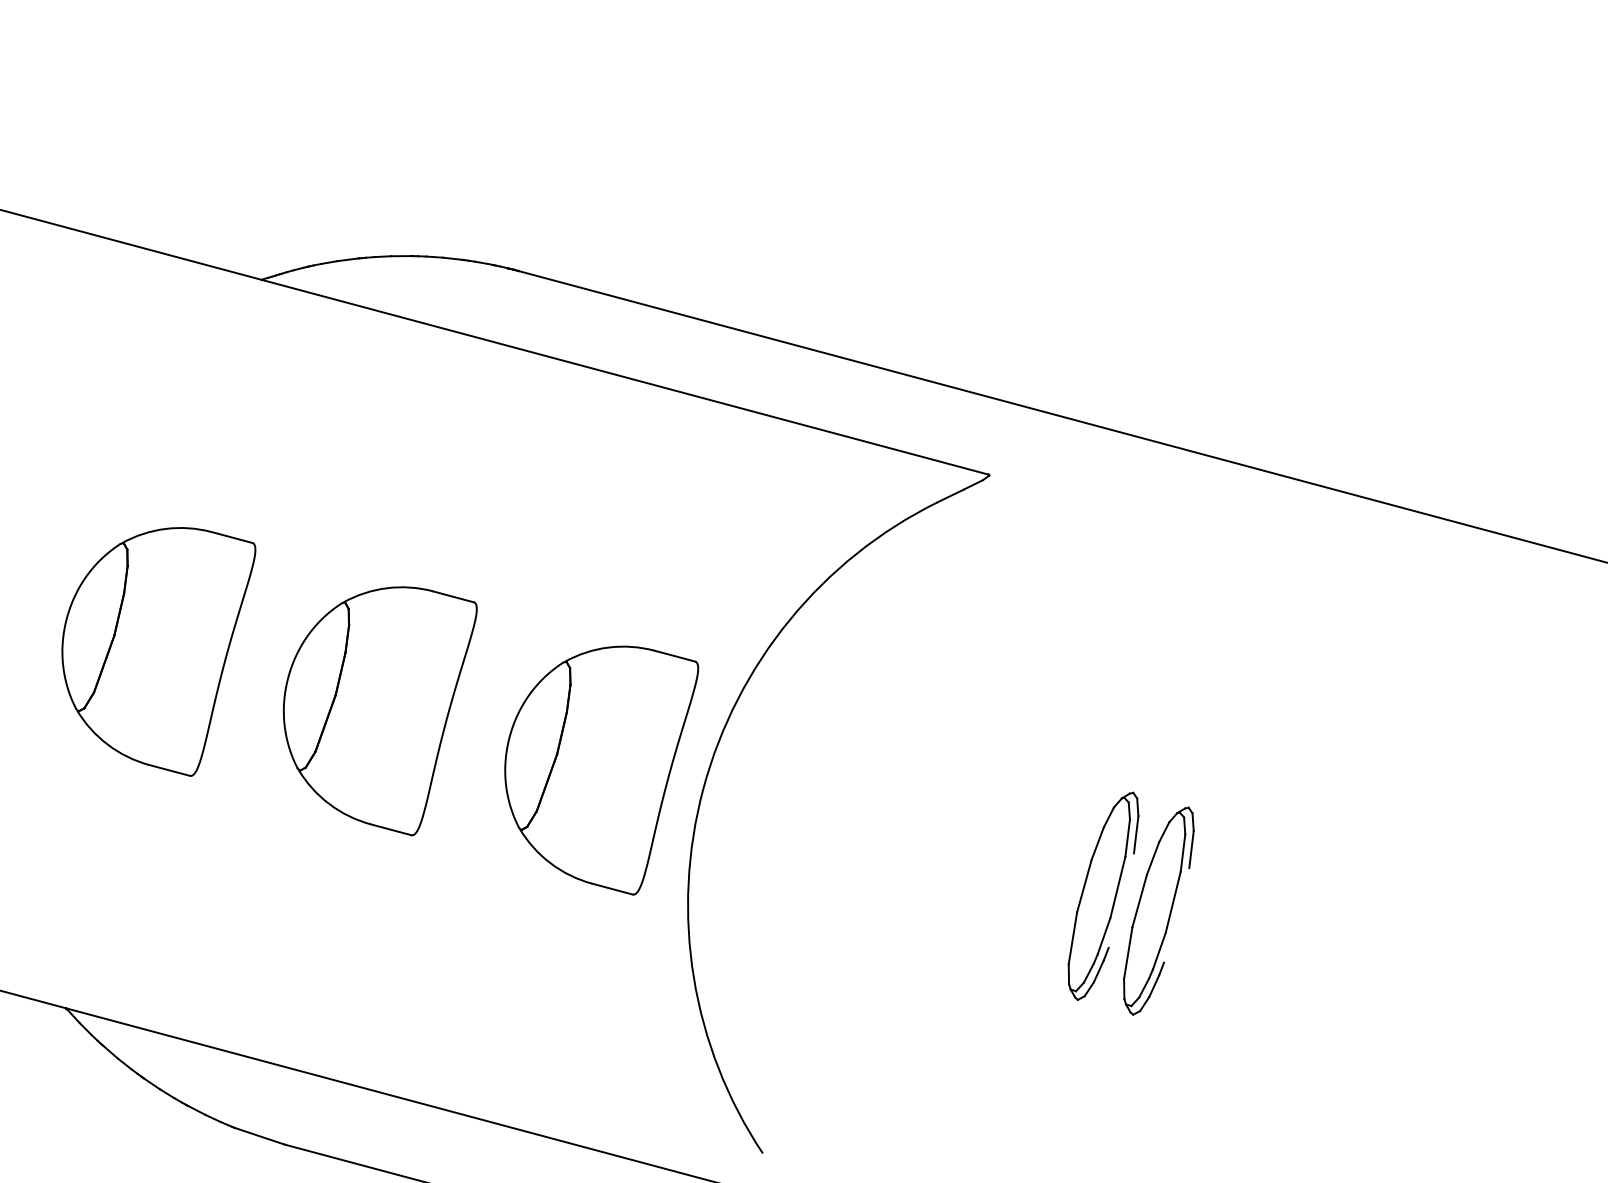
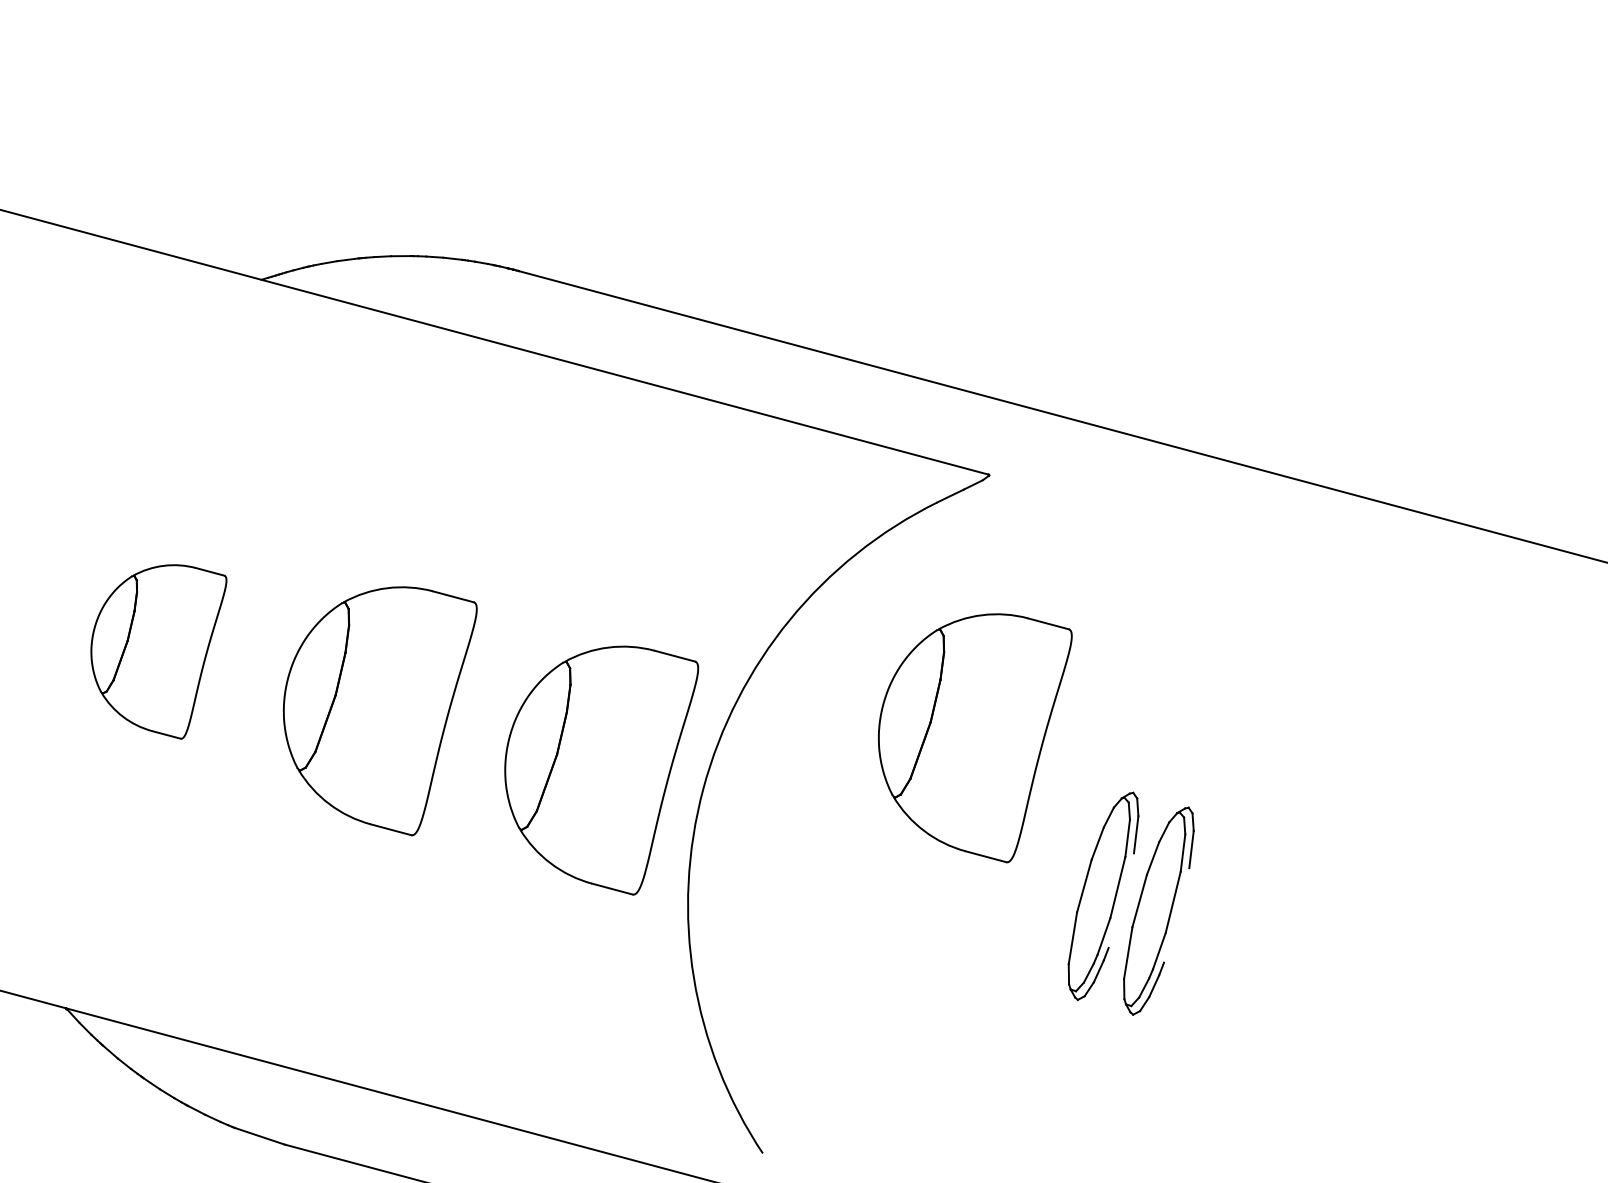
part size: 196x250 px -> 138x176 px (158, 651)
part: none -> present (975, 738)
